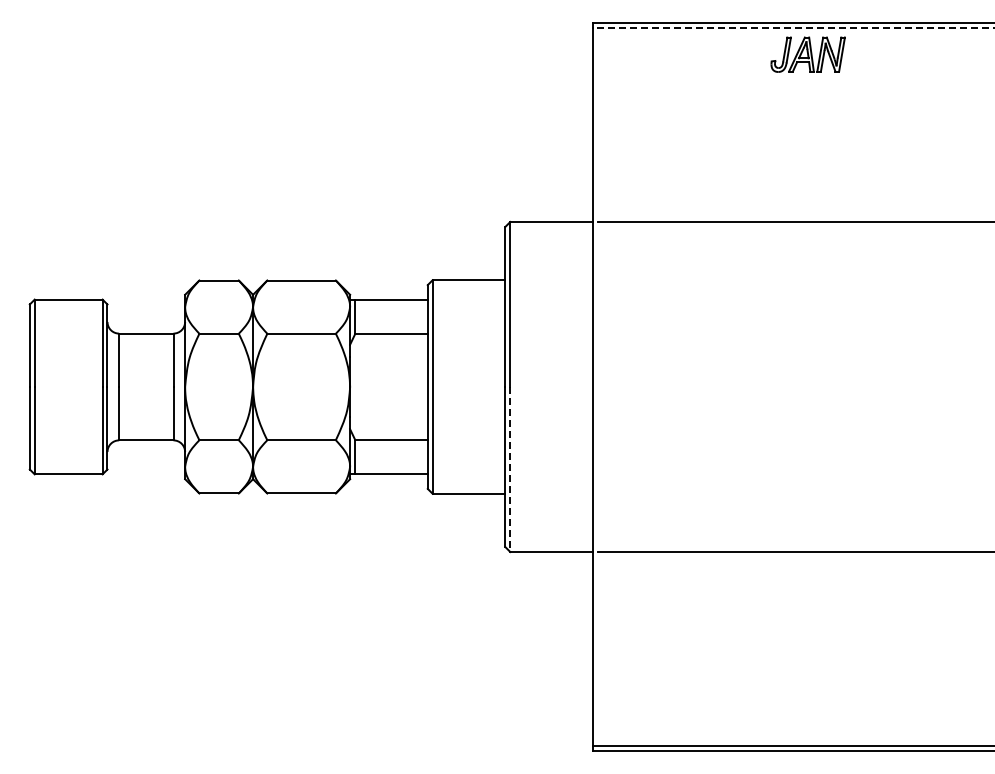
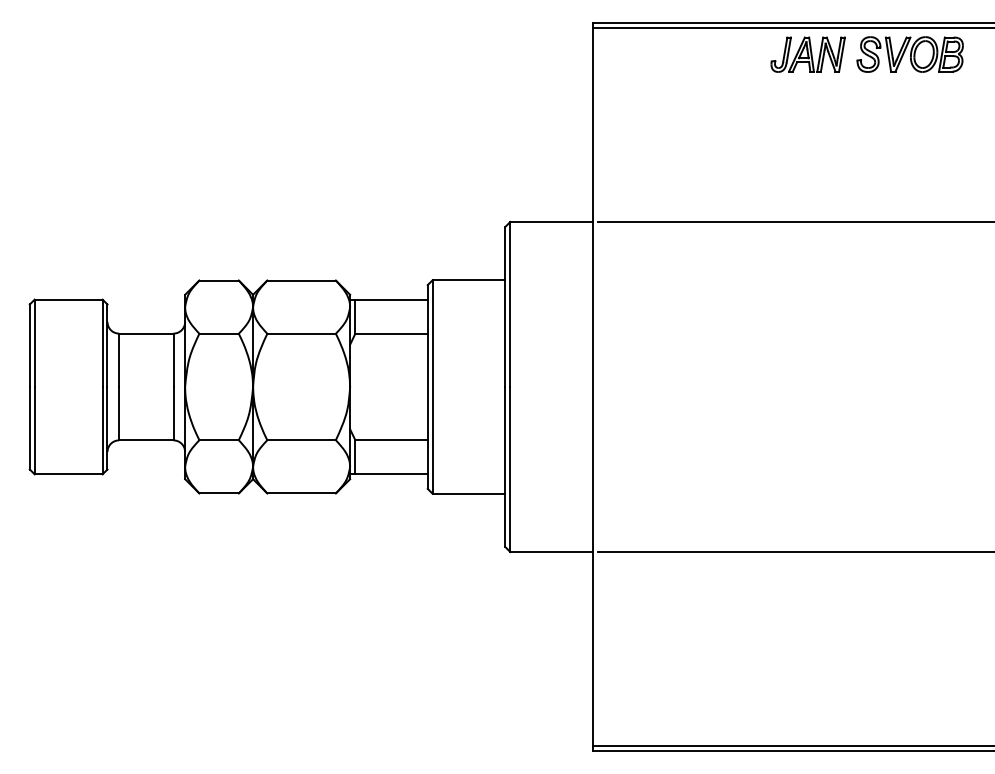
line: dashed -> solid (793, 27)
part: none -> present (909, 54)
line: dashed -> solid (510, 469)
